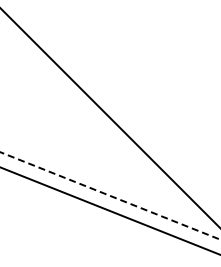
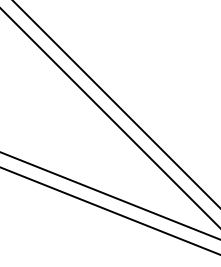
line: none -> present (115, 103)
line: dashed -> solid (110, 195)
